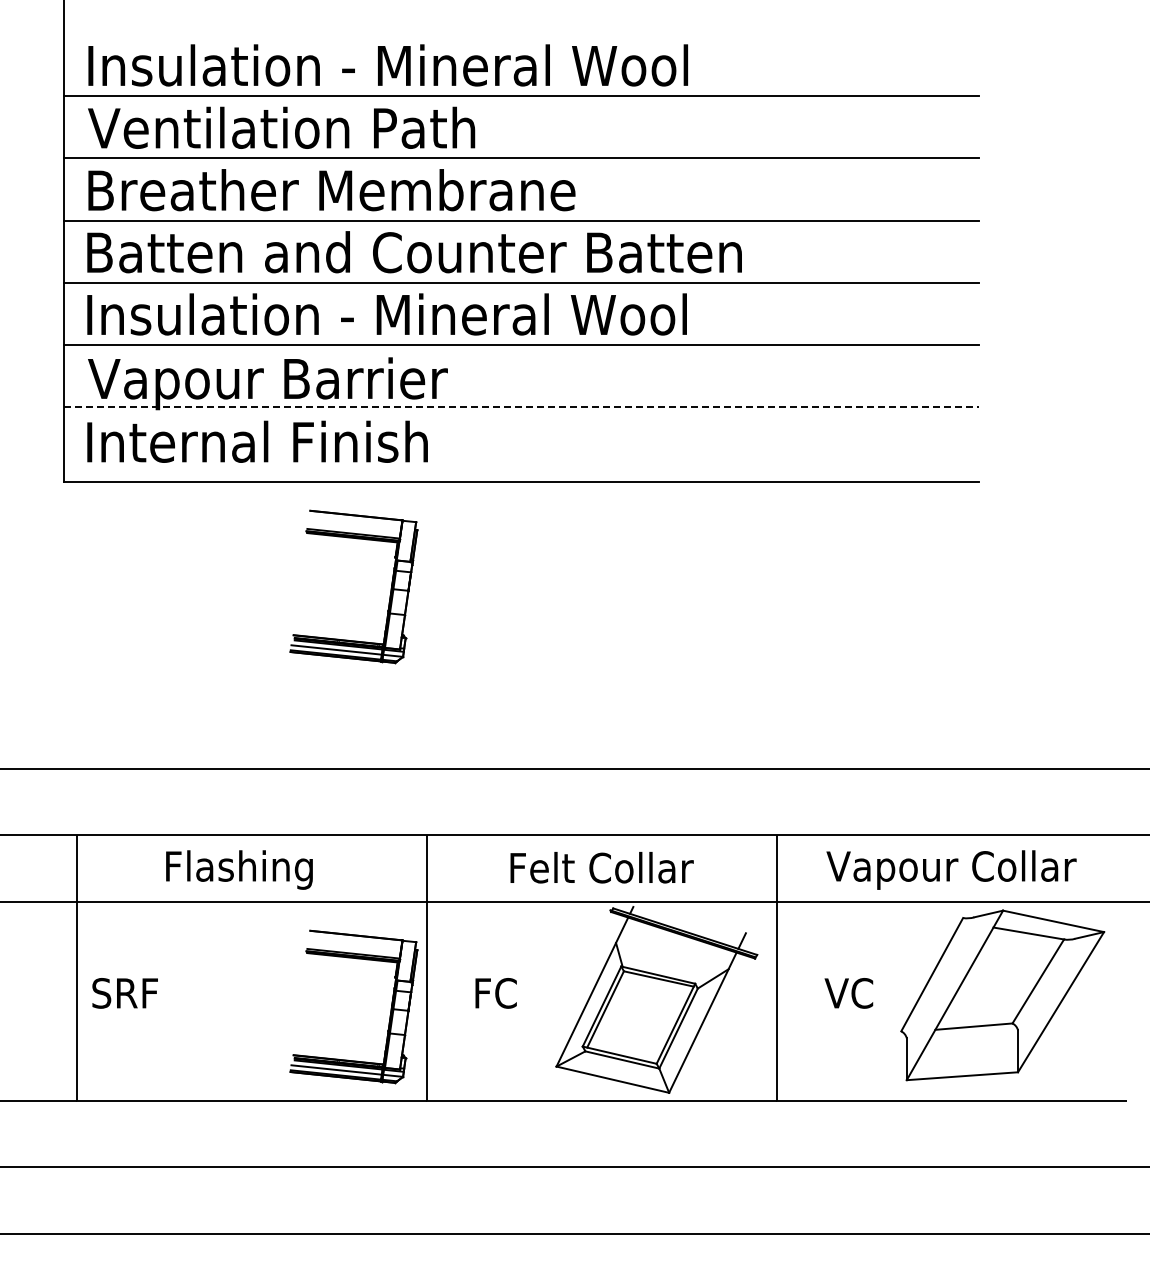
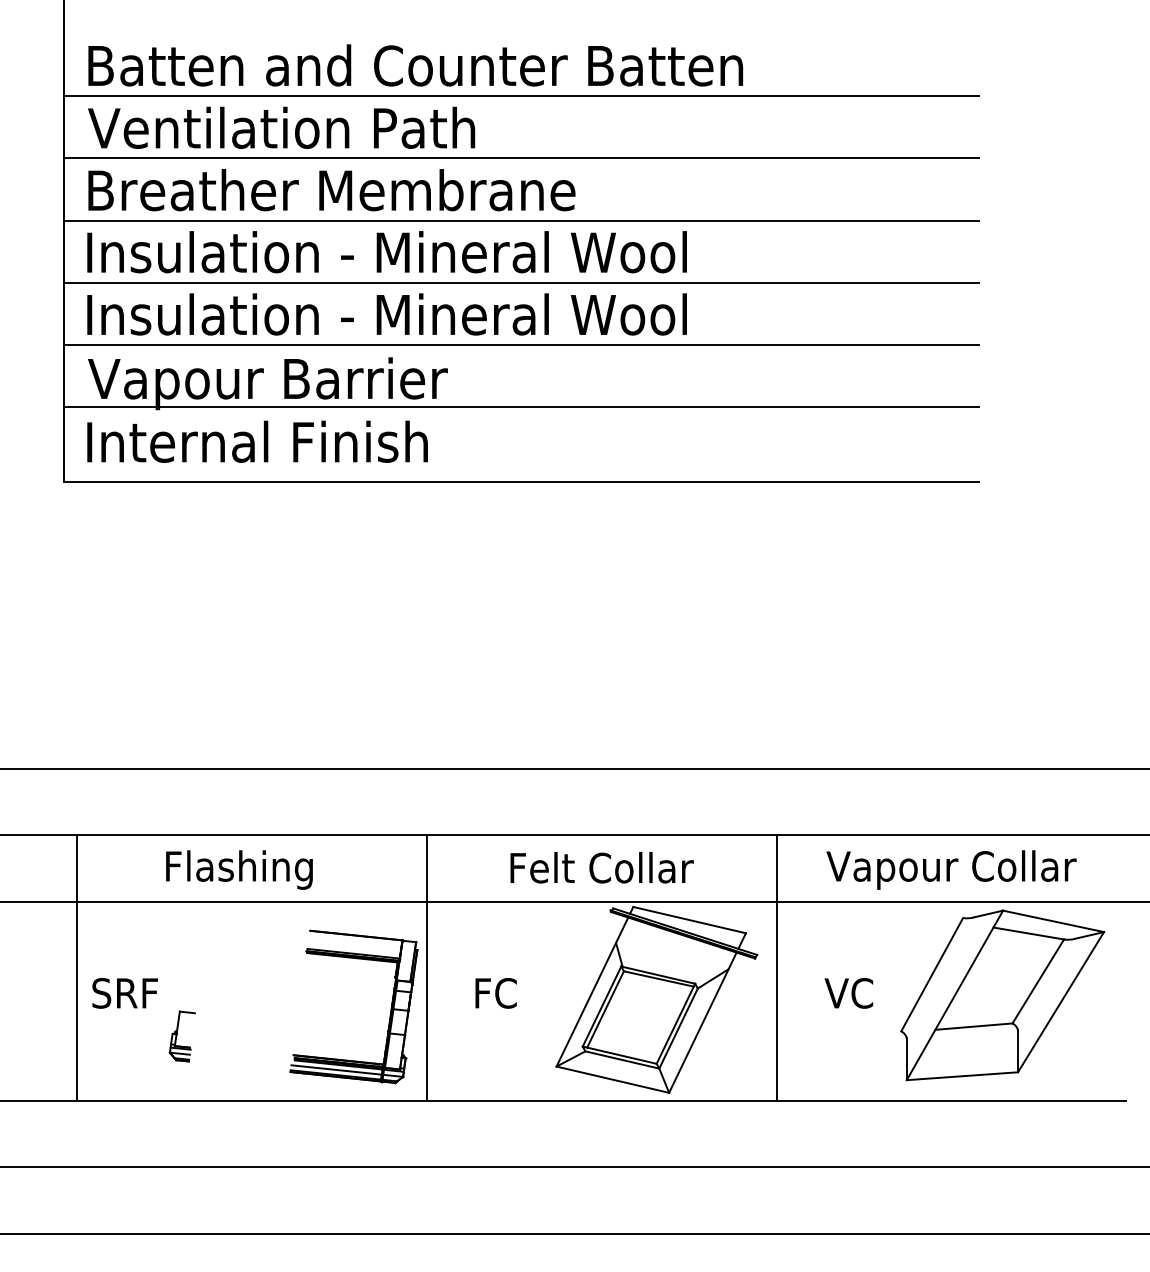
text: Insulation - Mineral Wool -> Batten and Counter Batten (418, 65)
text: Batten and Counter Batten -> Insulation - Mineral Wool (416, 252)
line: dashed -> solid (522, 407)
part: present -> none (390, 588)
line: none -> present (689, 919)
part: none -> present (181, 1036)
